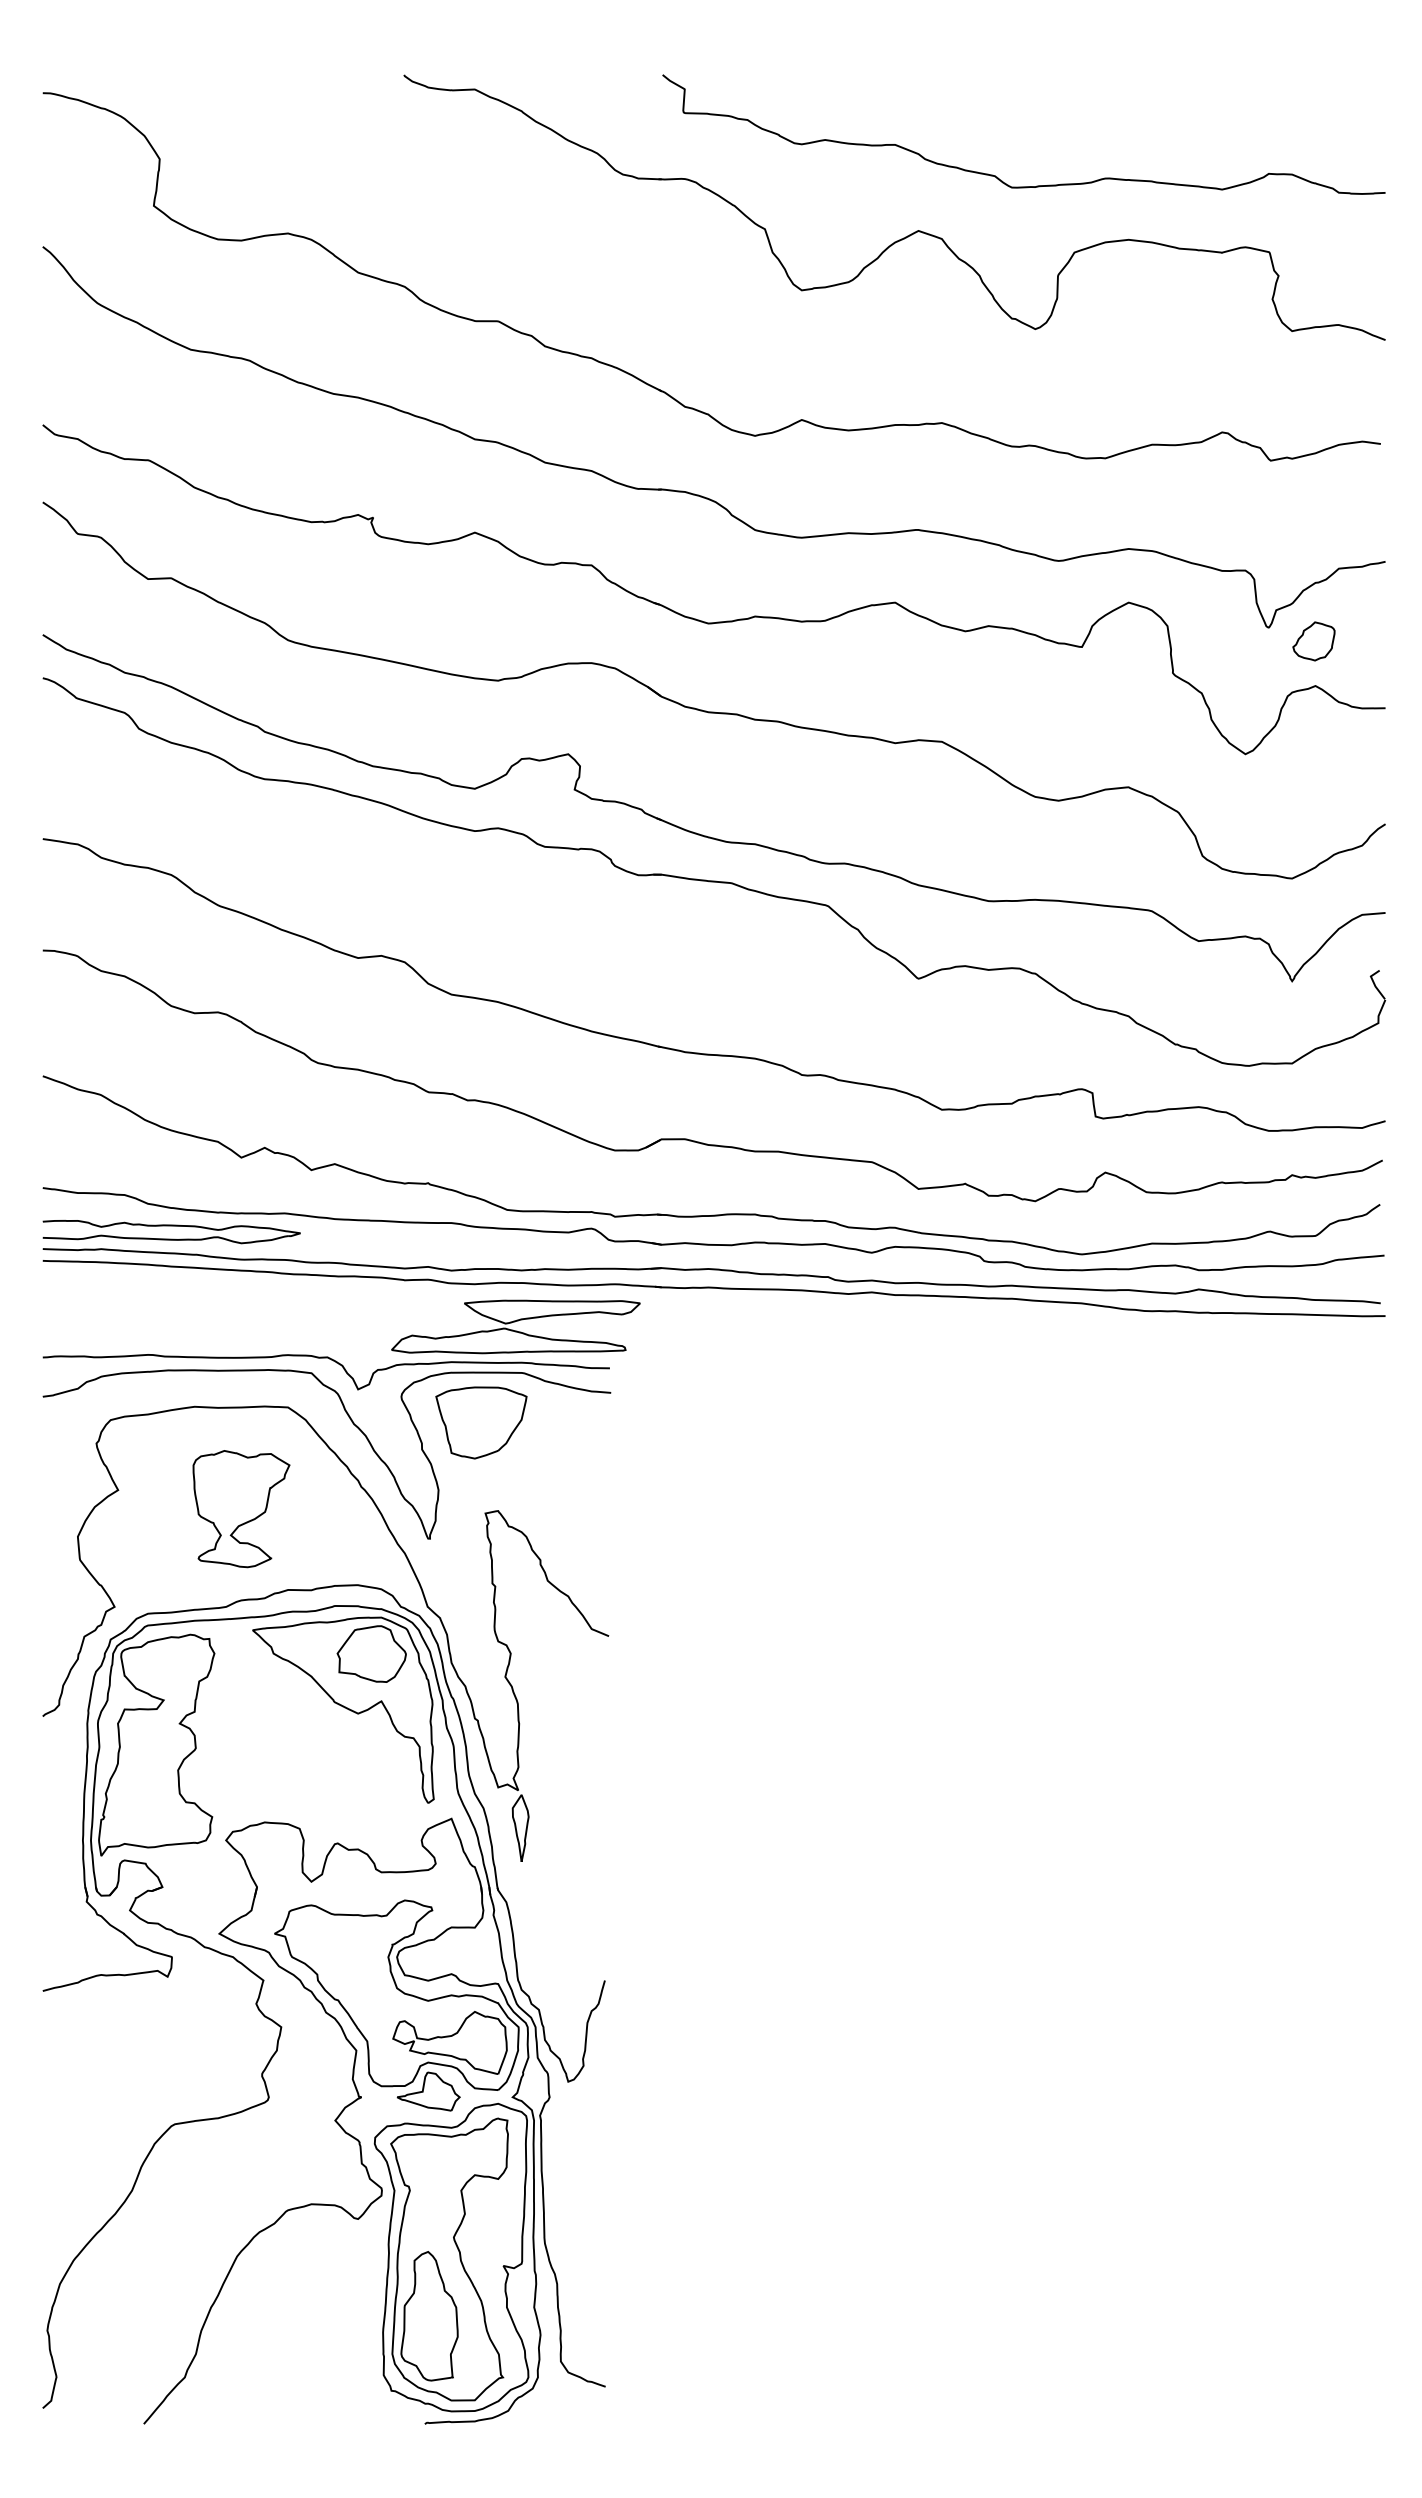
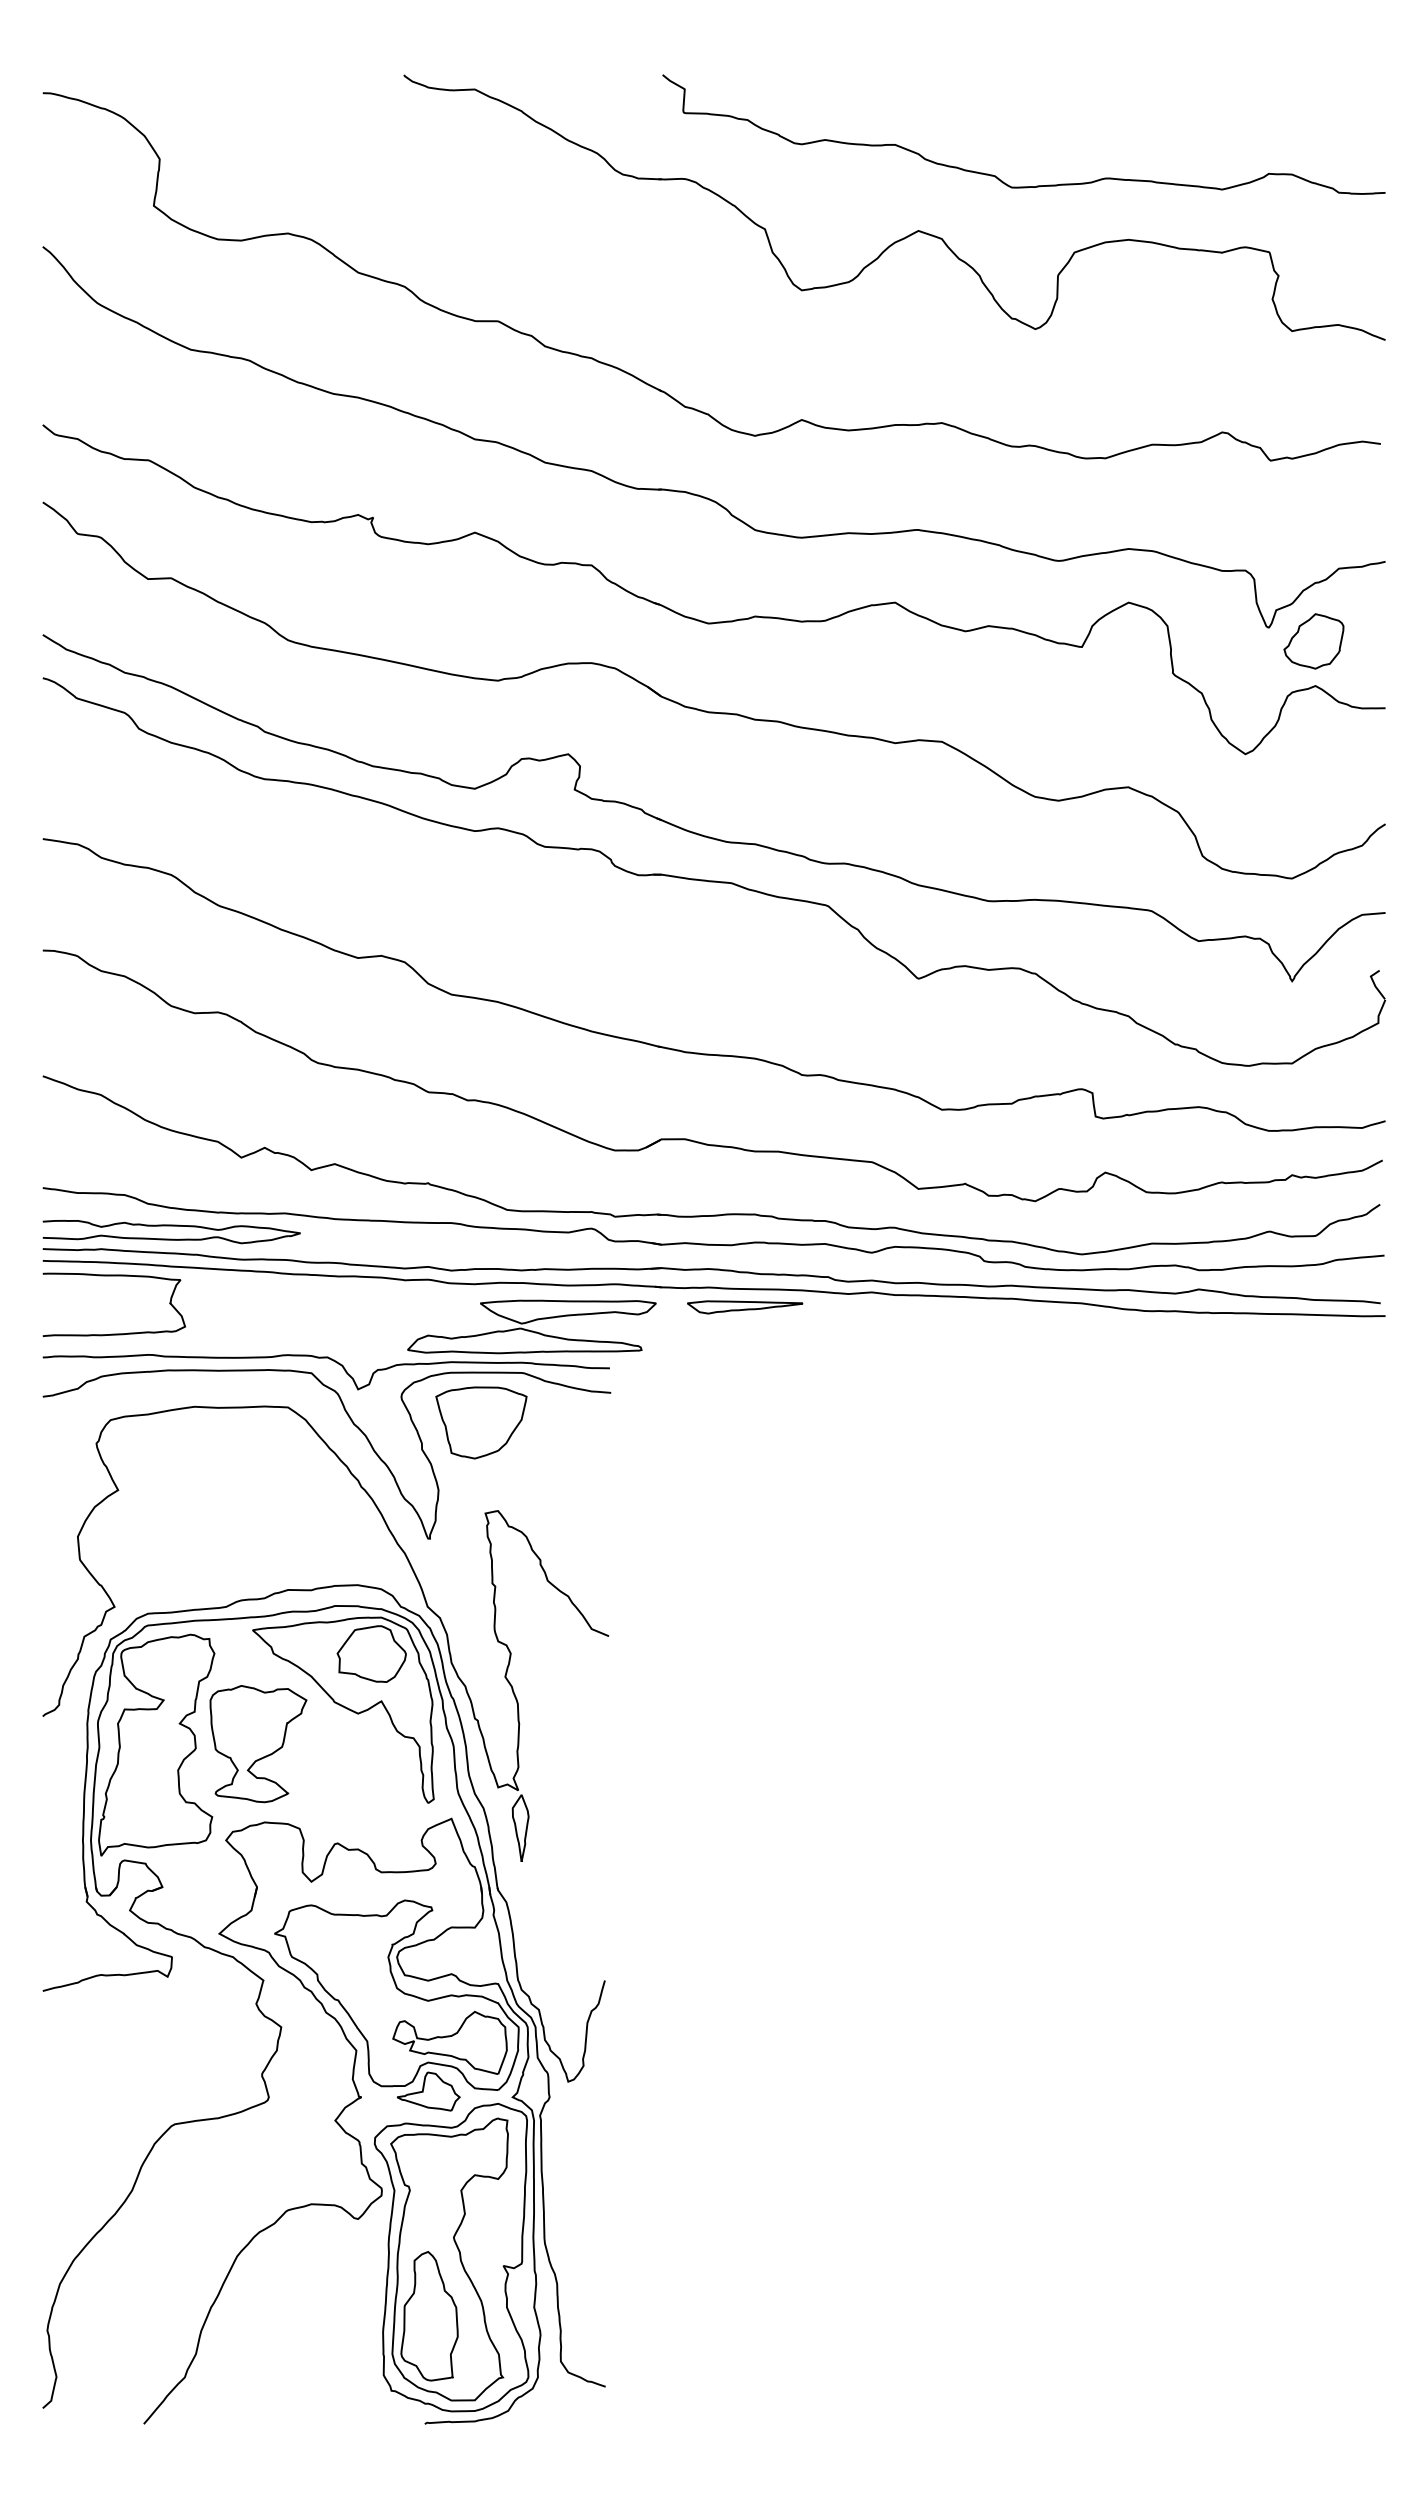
part size: 44x41 px -> 62x57 px (1313, 641)
curve: none -> present (113, 1276)
part: none -> present (745, 1307)
part position: (515, 1326) -> (531, 1326) (531, 1326)
part position: (241, 1509) -> (258, 1744) (258, 1744)
